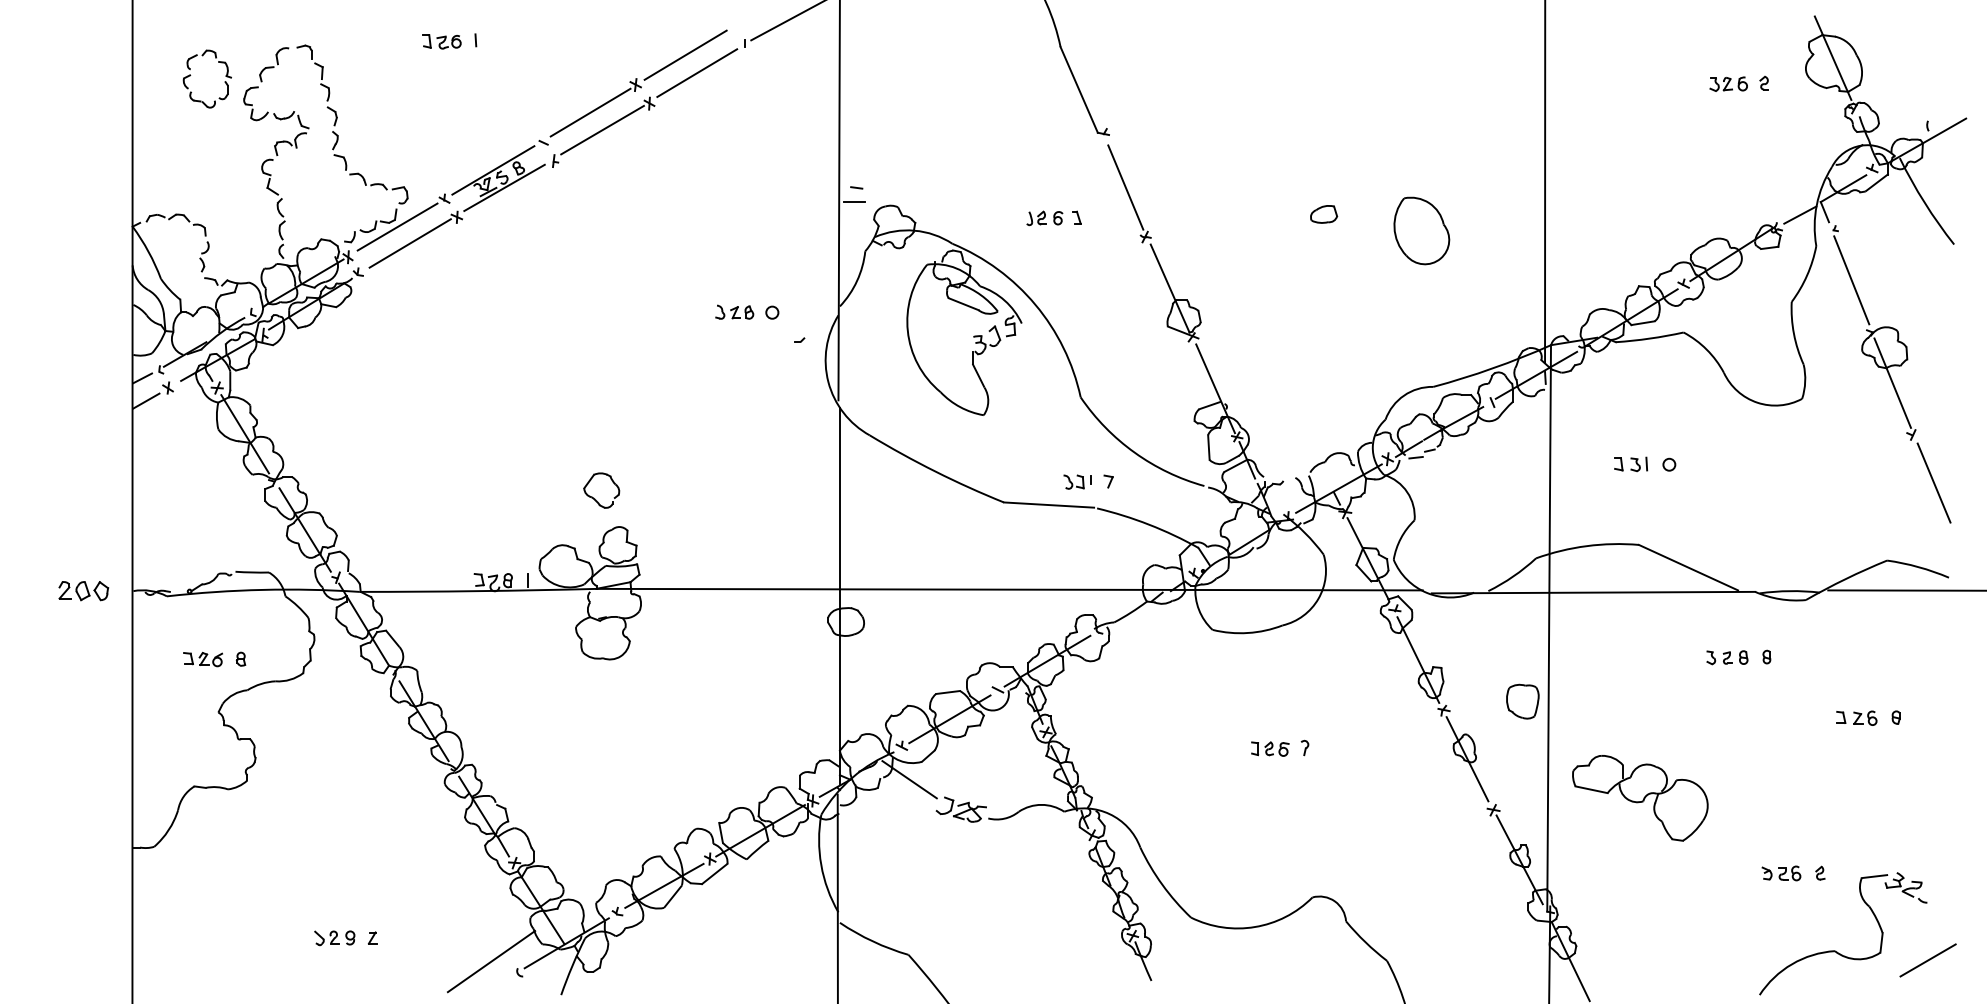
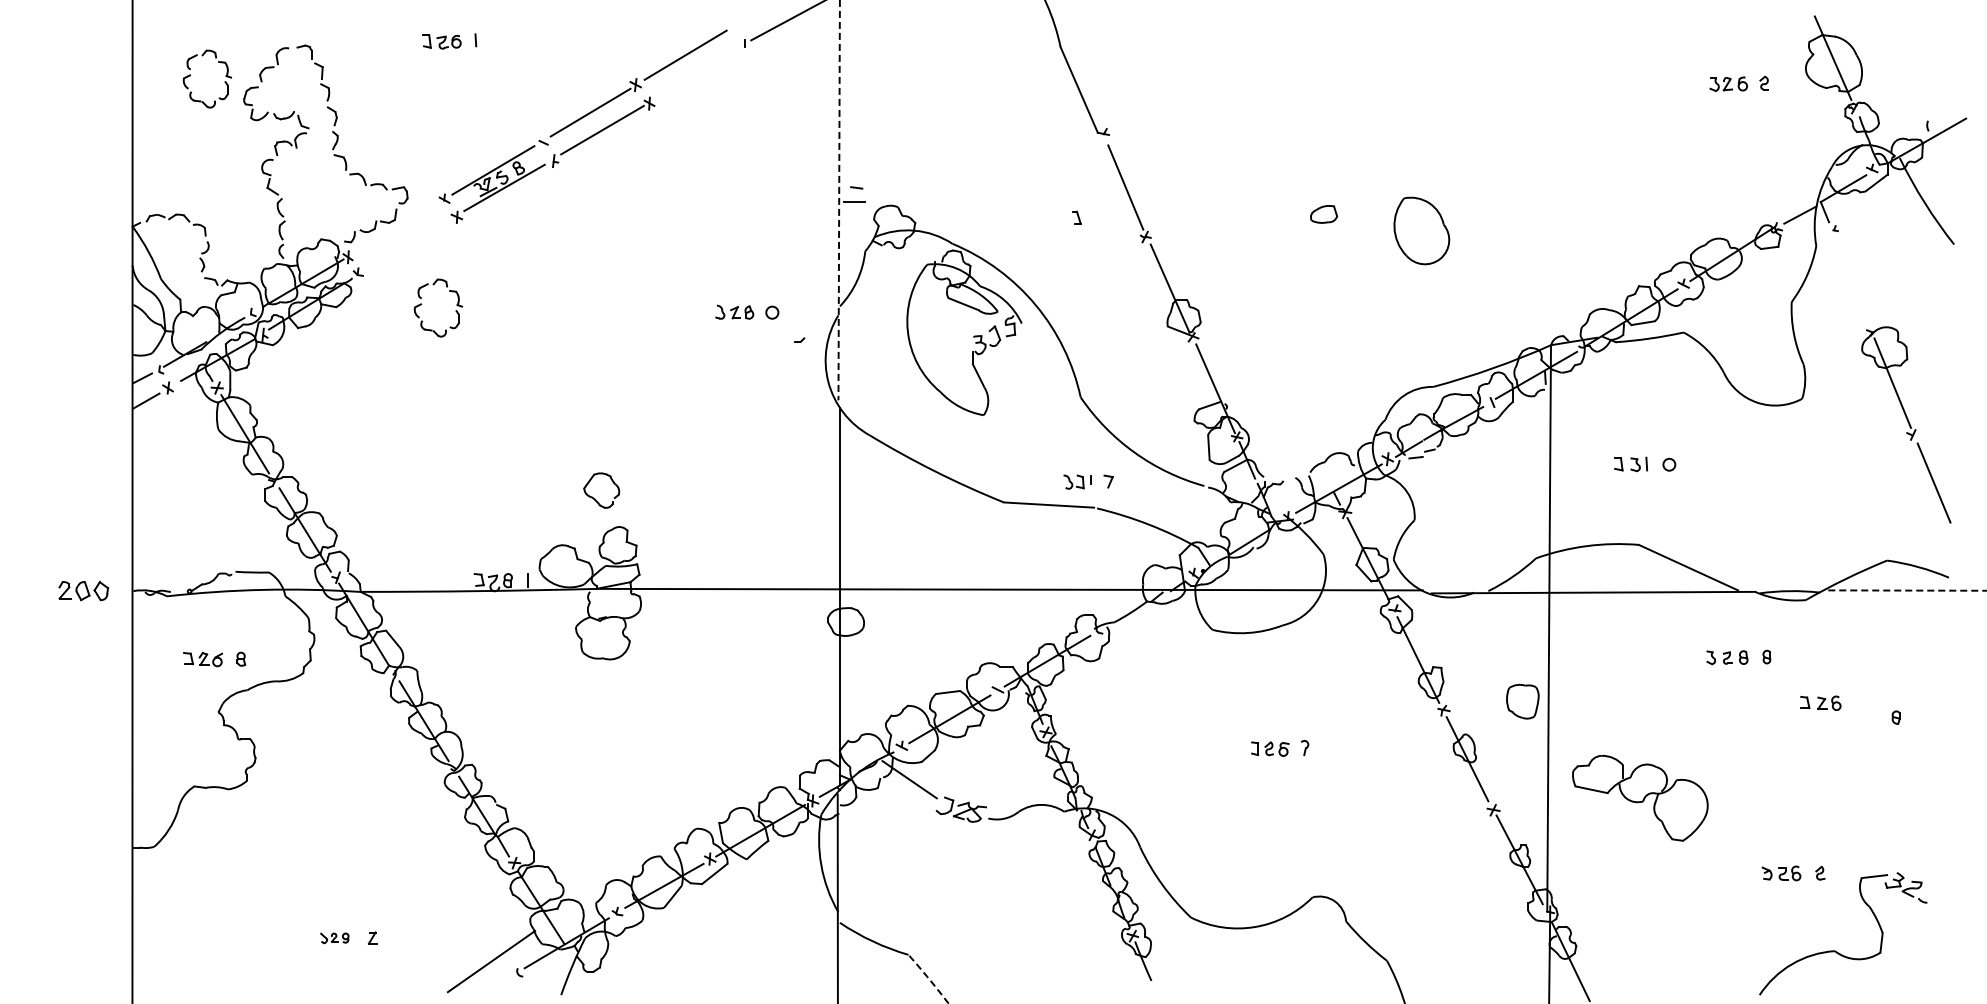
line: present -> none (697, 72)
line: present -> none (1545, 182)
line: solid -> dashed (839, 200)
part: present -> none (1044, 218)
line: present -> none (397, 226)
line: present -> none (409, 243)
line: present -> none (1851, 280)
part: none -> present (422, 304)
line: solid -> dashed (1907, 590)
part position: (1856, 717) -> (1820, 702) (1820, 702)
part size: 42x17 px -> 30x13 px (334, 938)
line: present -> none (1927, 960)
arc: solid -> dashed (928, 978)
